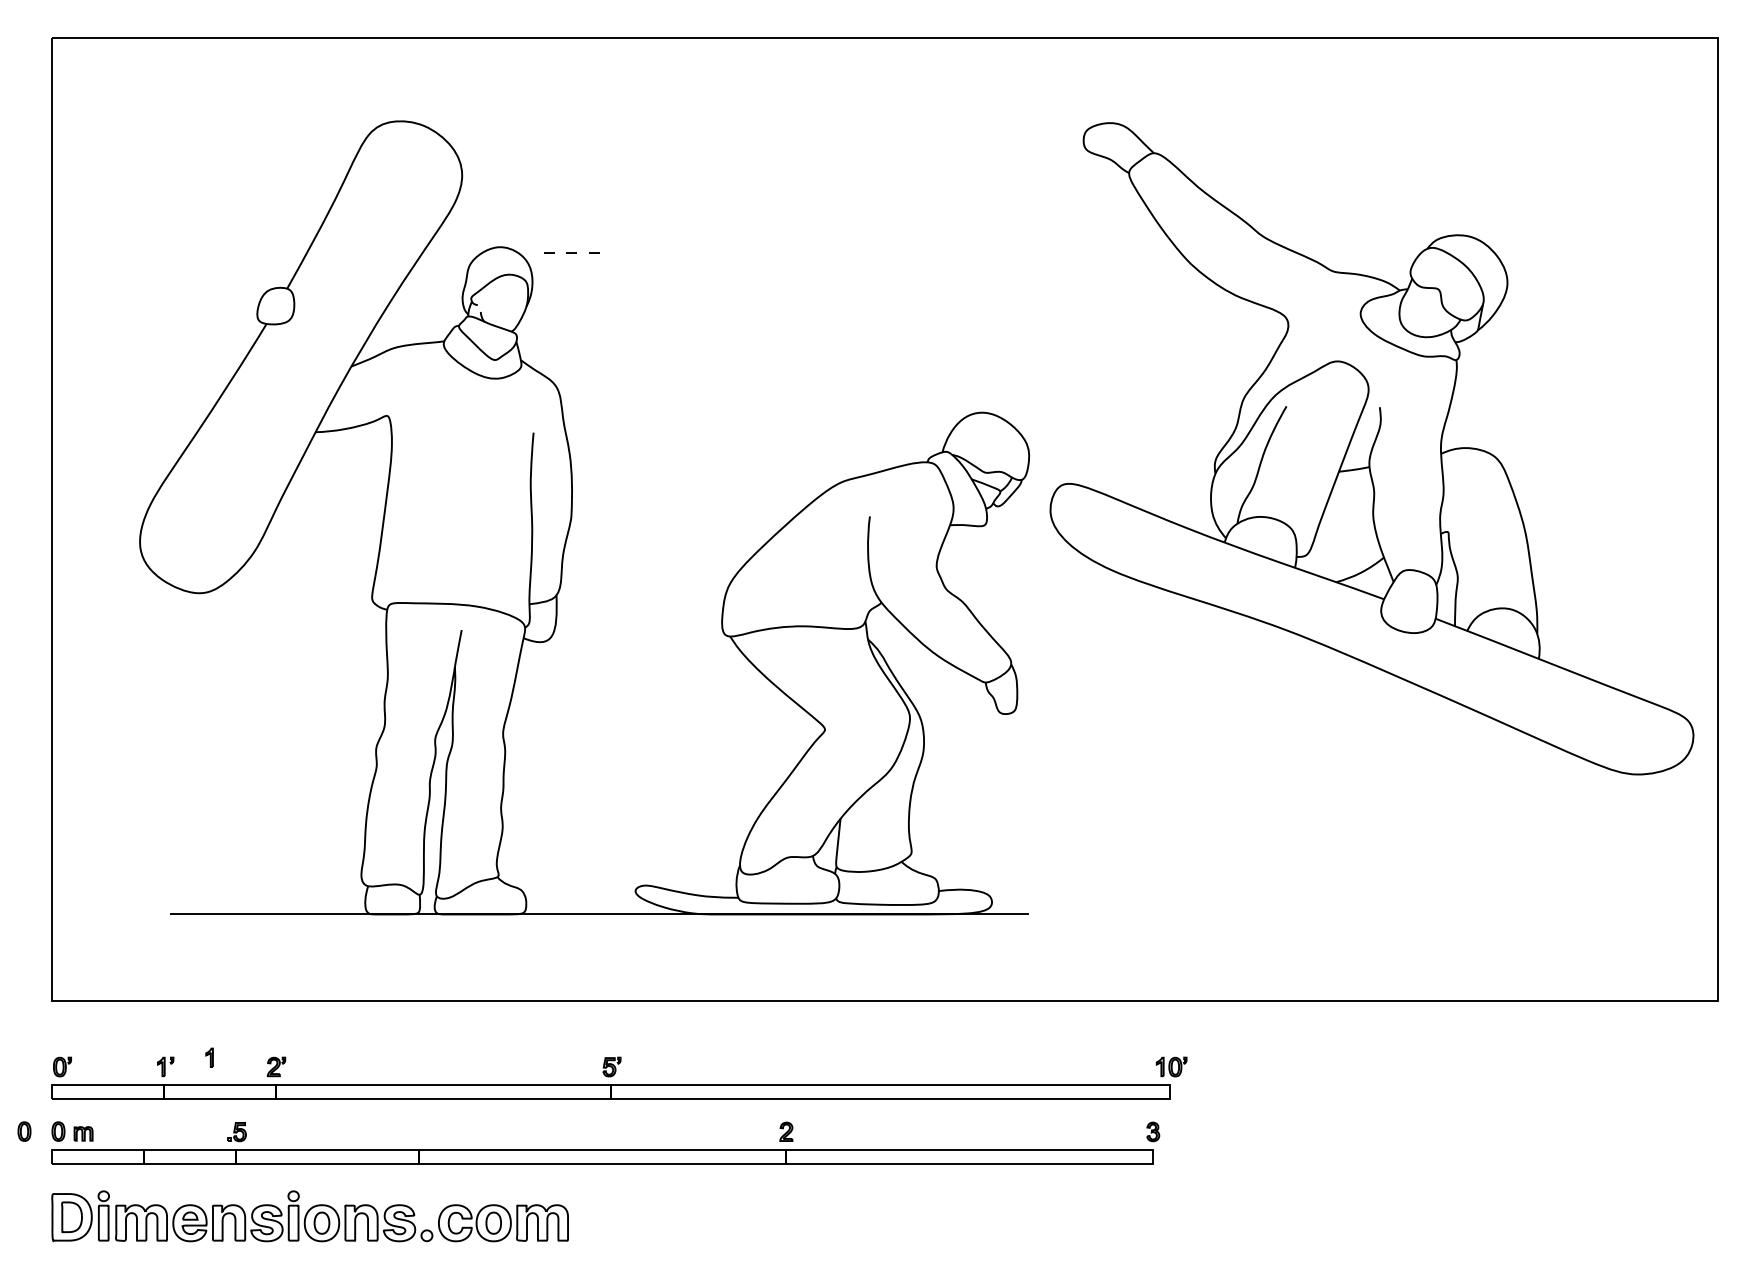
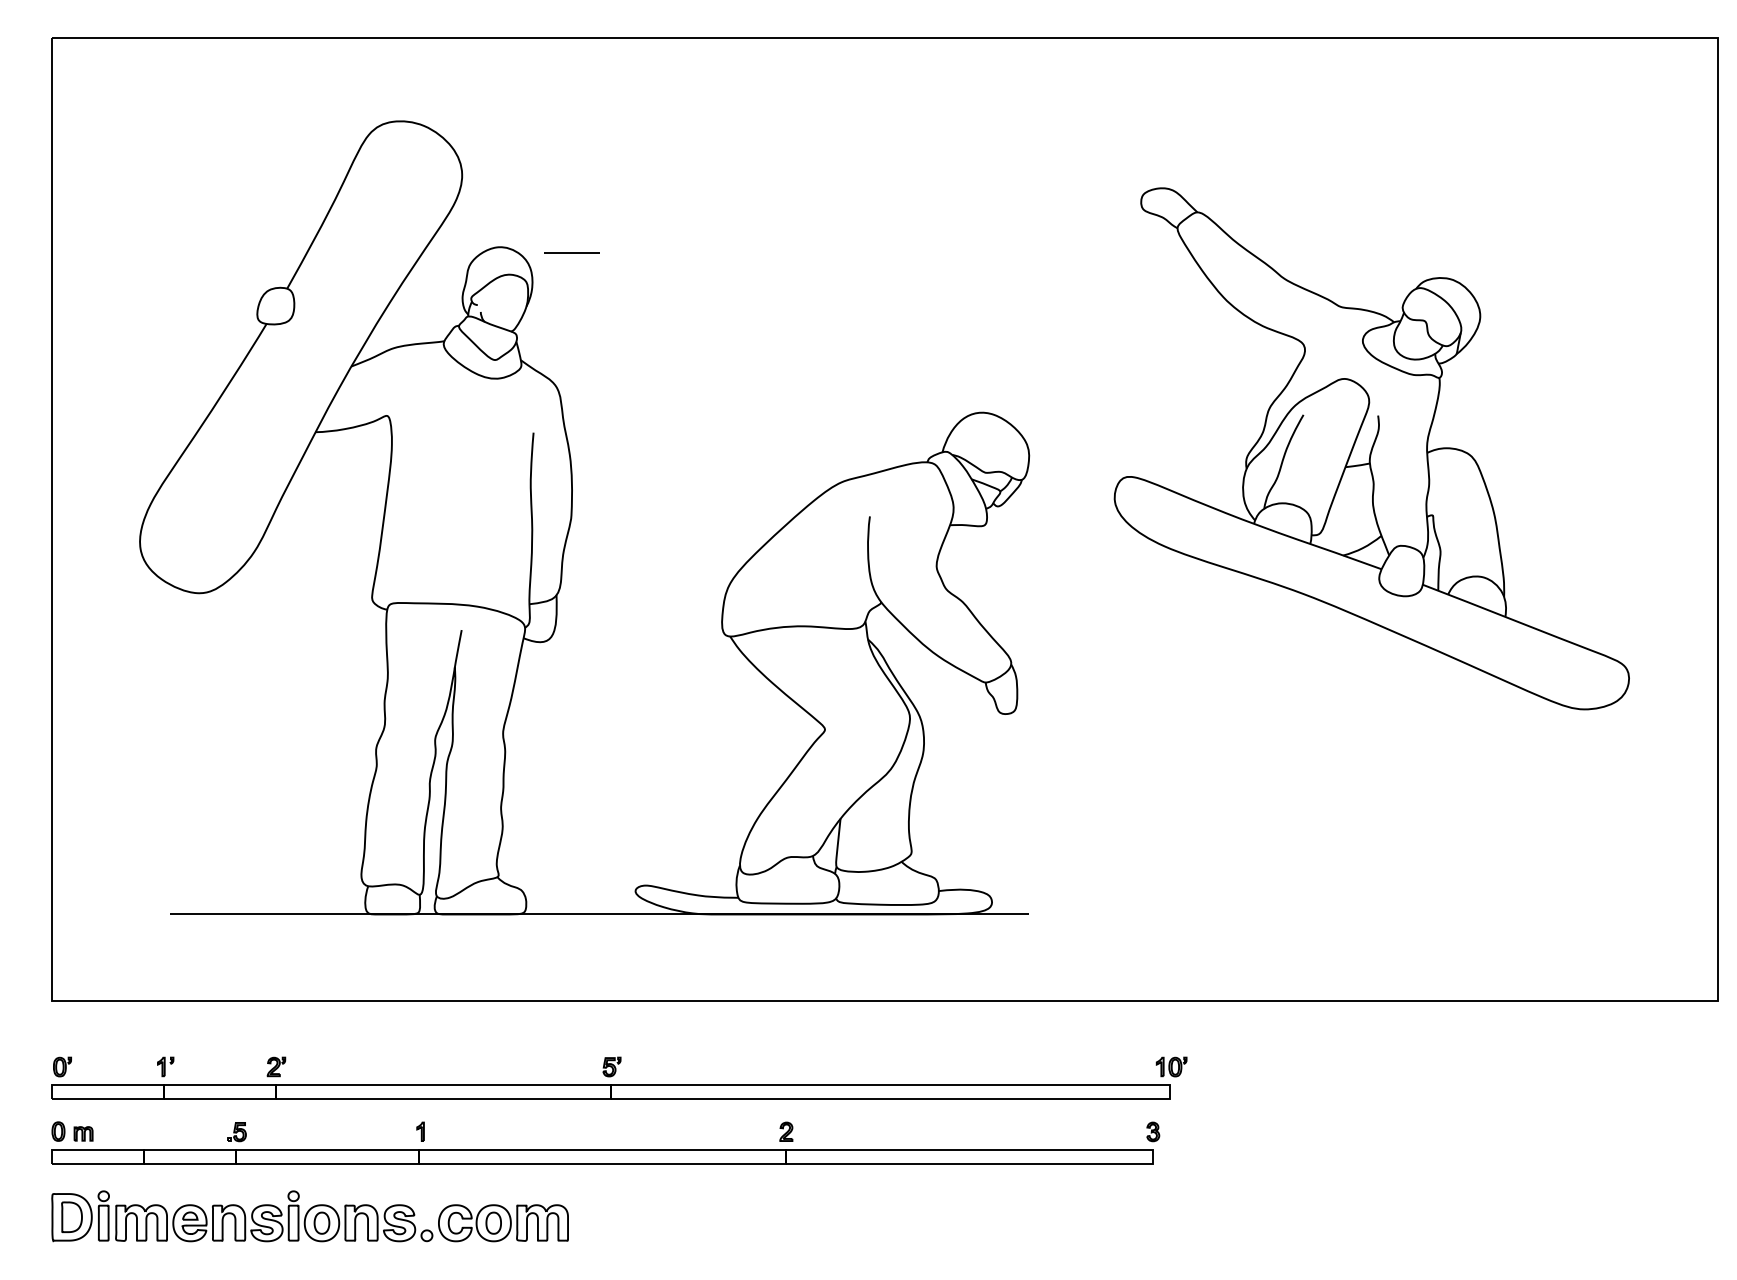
line: dashed -> solid (571, 253)
part size: 646x654 px -> 517x524 px (1371, 448)
part position: (209, 1057) -> (420, 1131) (420, 1131)
part: present -> none (24, 1131)
